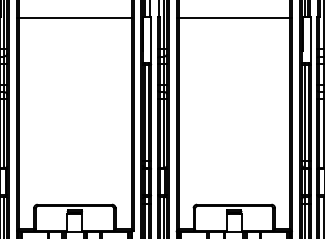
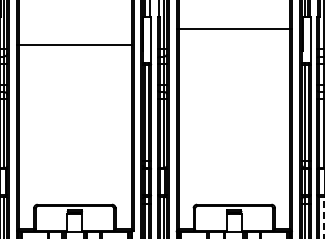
line position: (74, 17) -> (74, 44) (74, 44)
line position: (233, 17) -> (233, 28) (233, 28)
line: solid -> dashed (323, 217)
